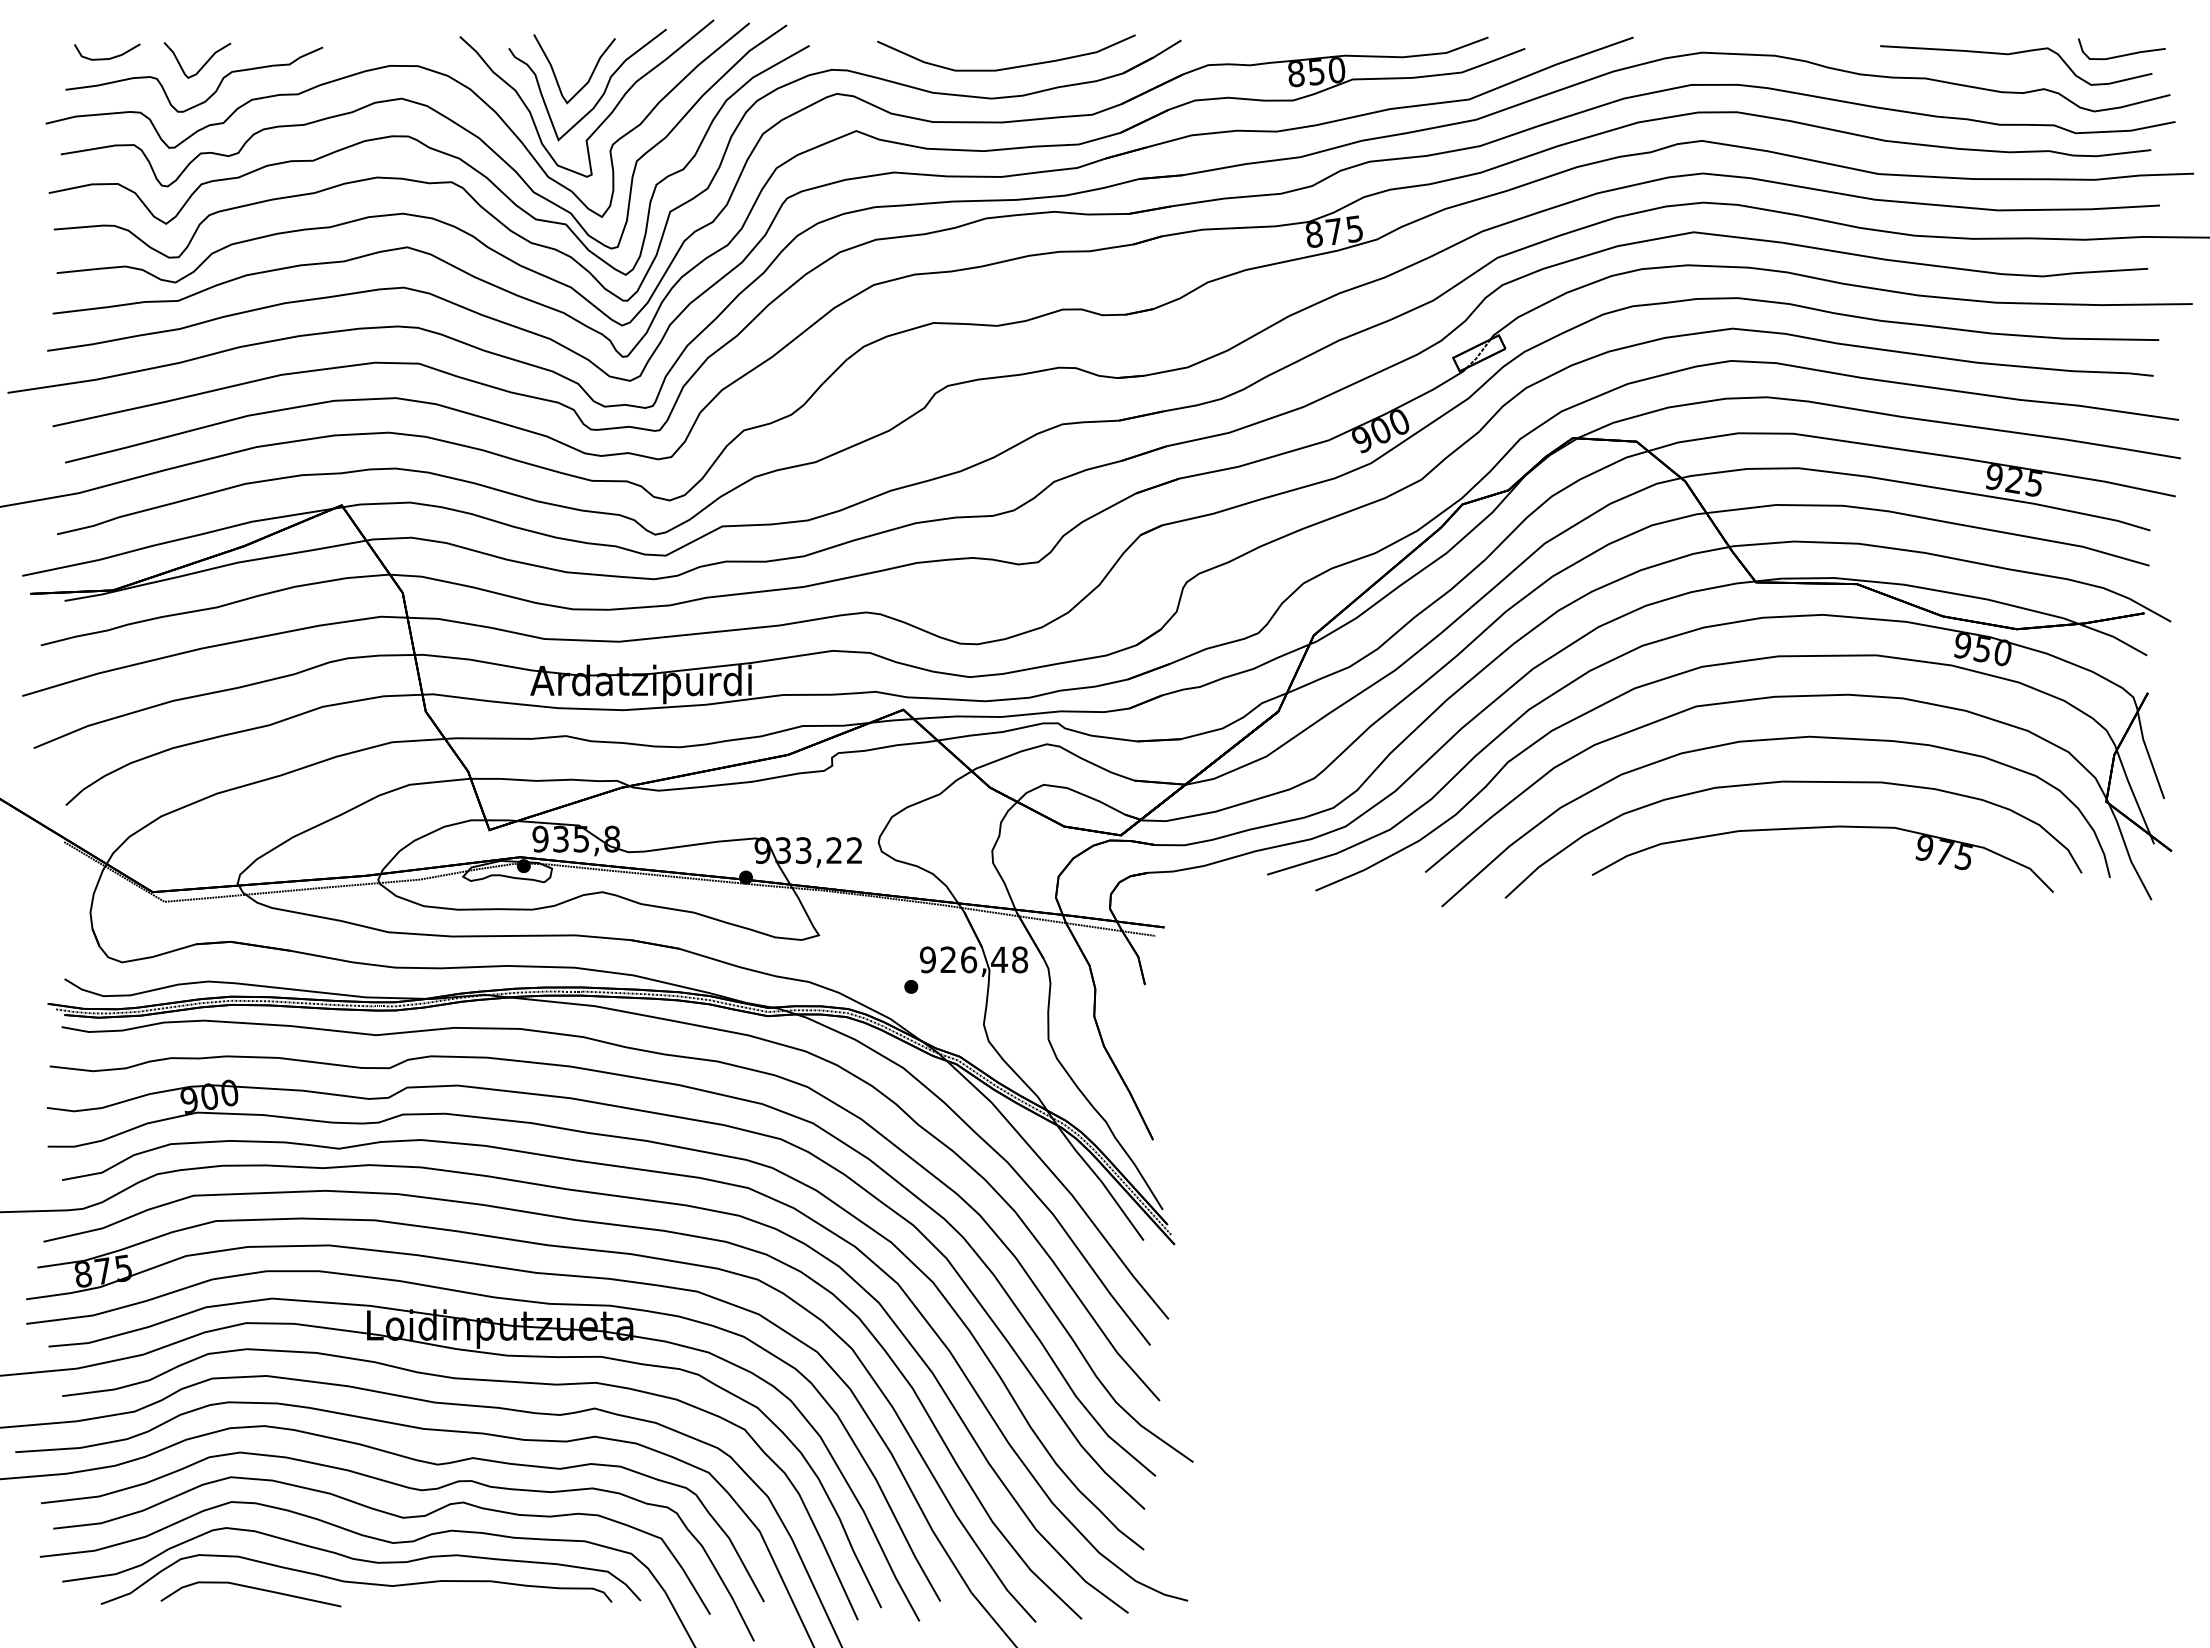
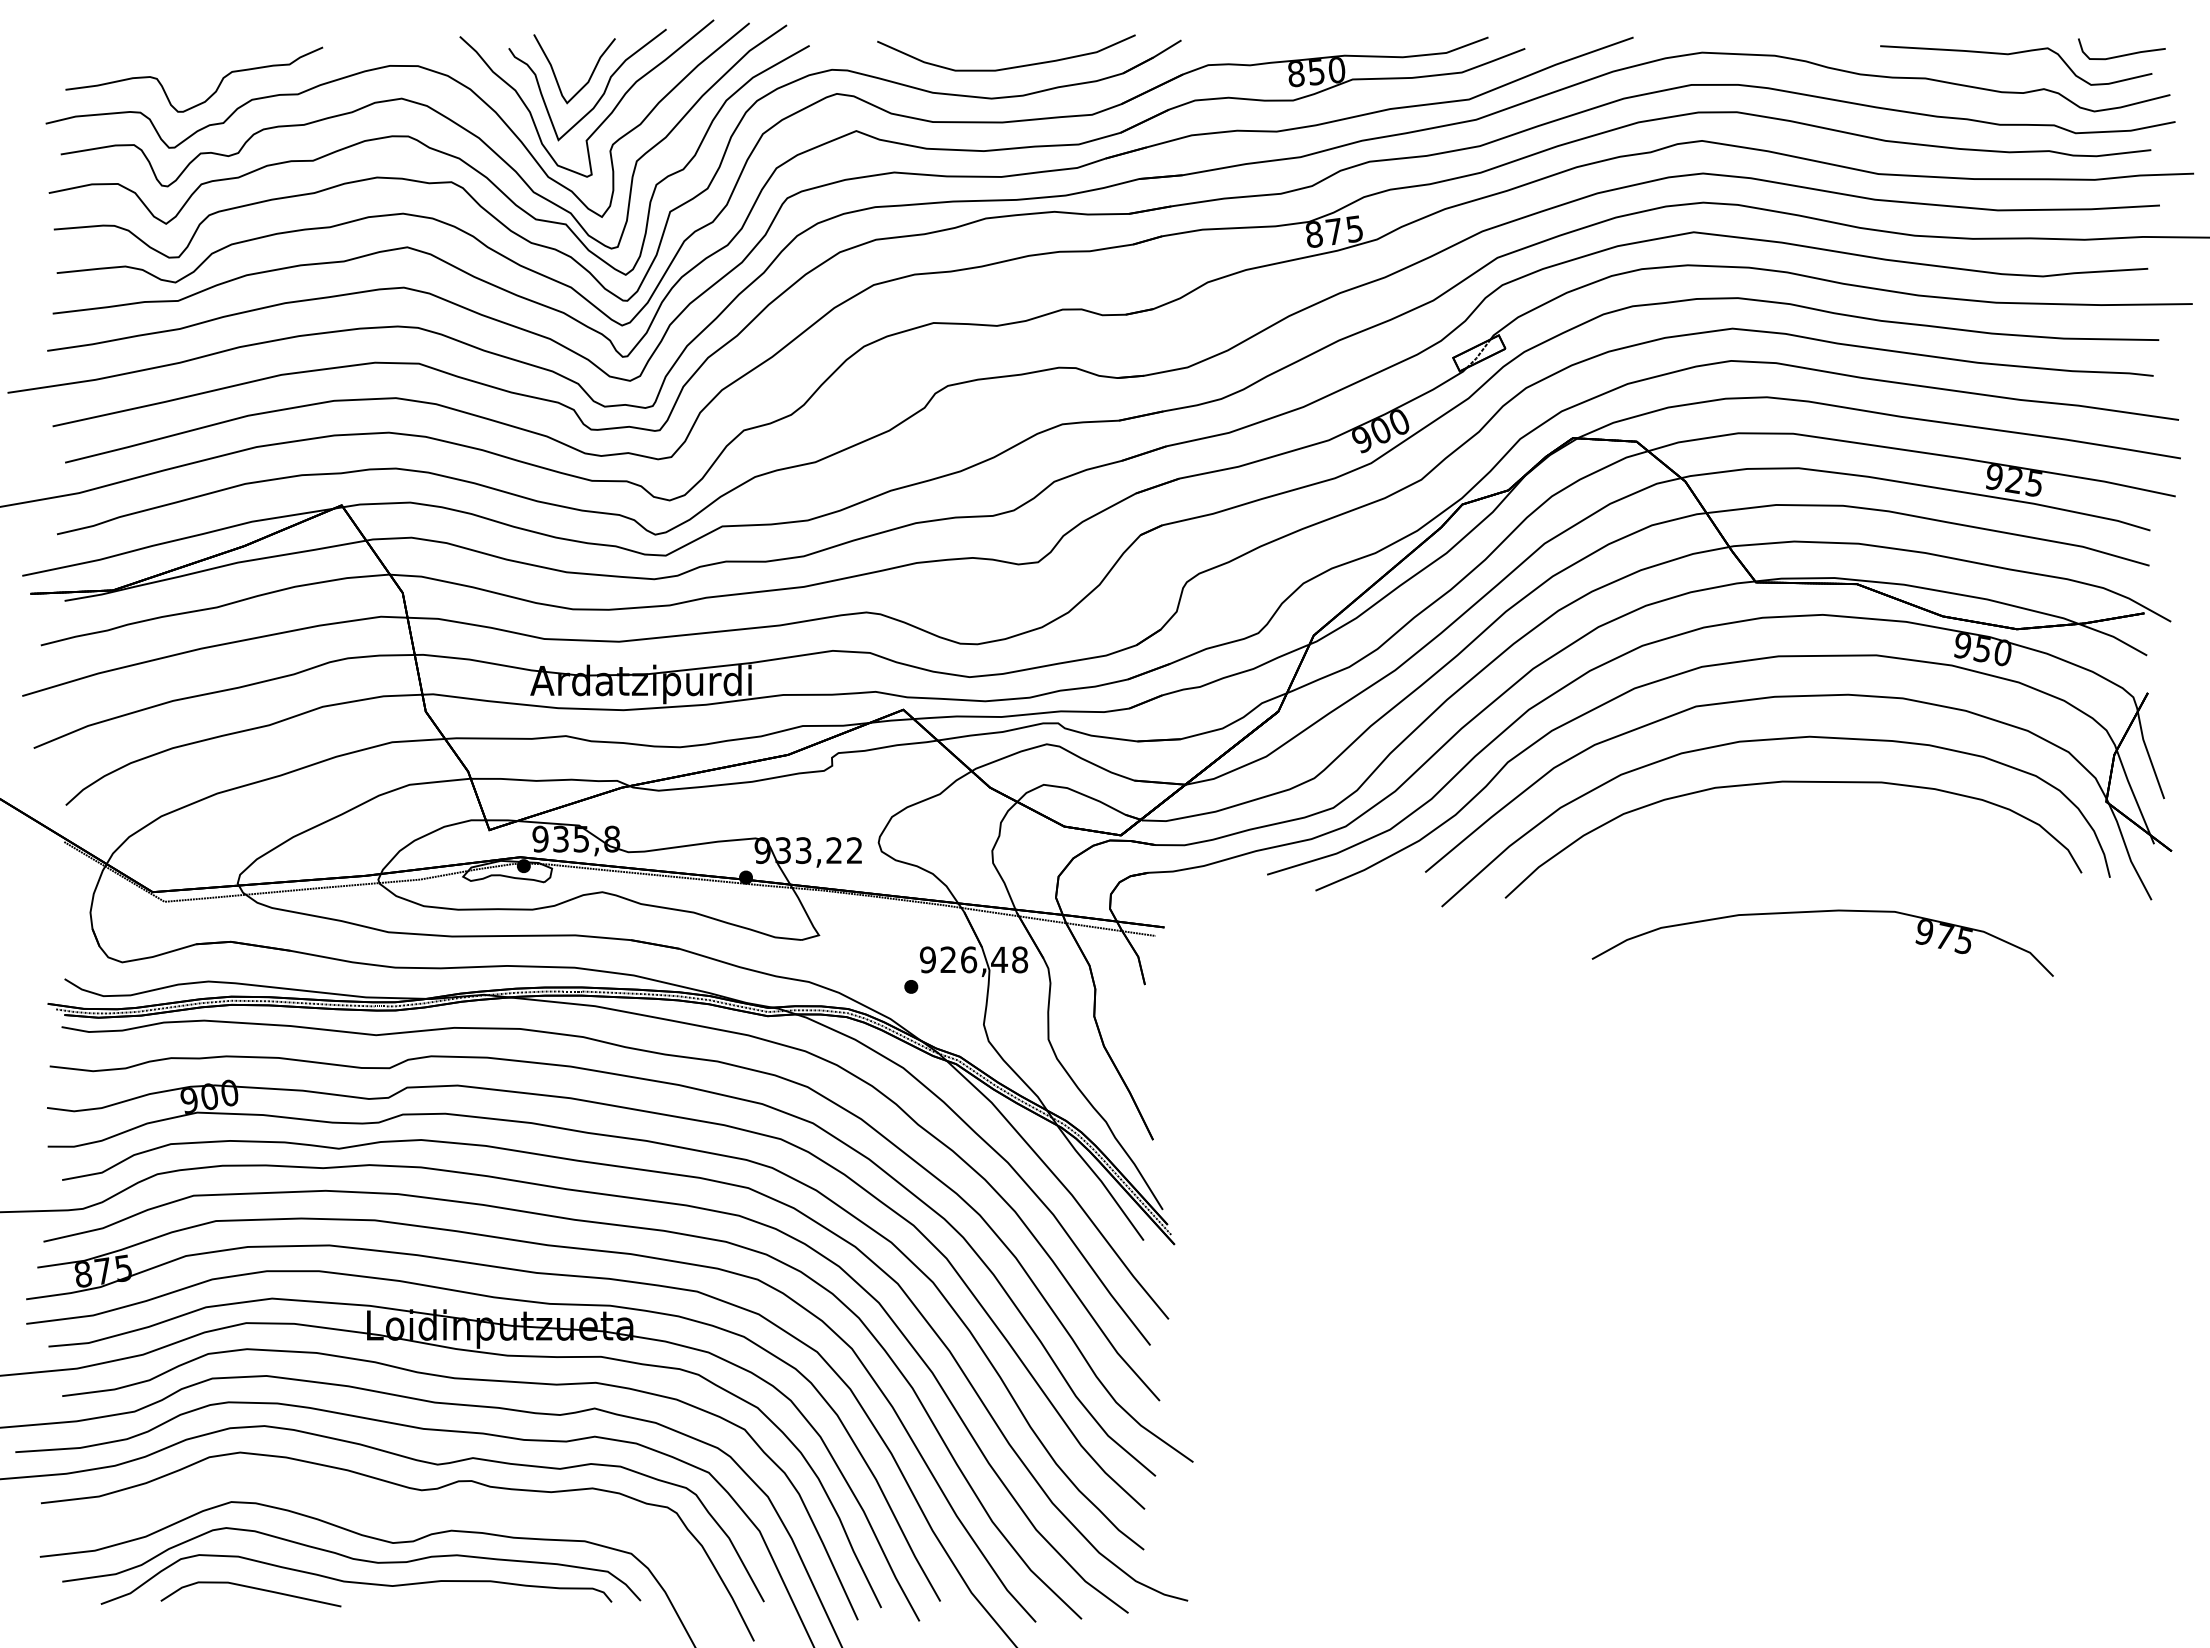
curve: present -> none (110, 57)
curve: present -> none (202, 65)
part position: (1822, 828) -> (1822, 912) (1822, 912)
part: present -> none (387, 1514)
